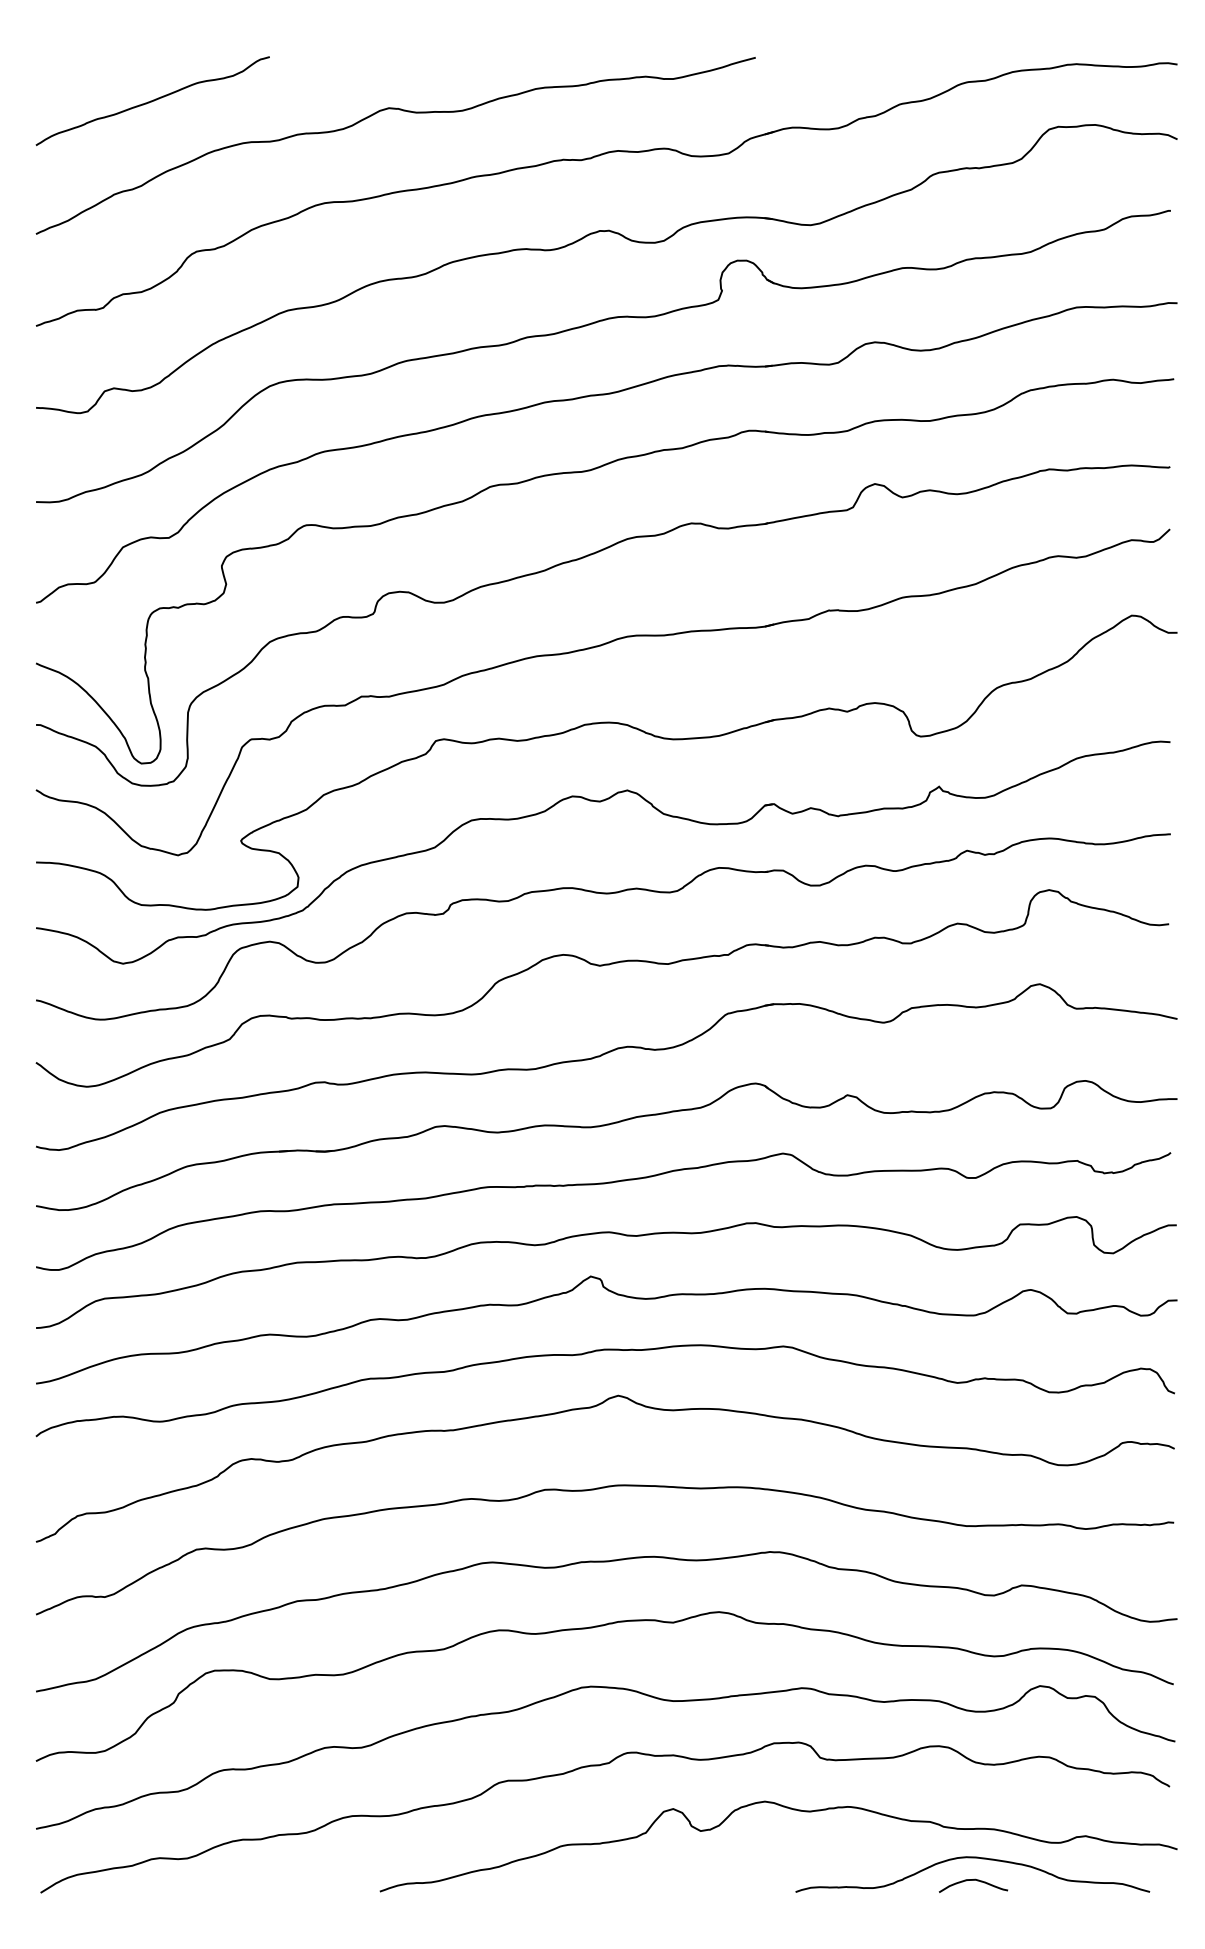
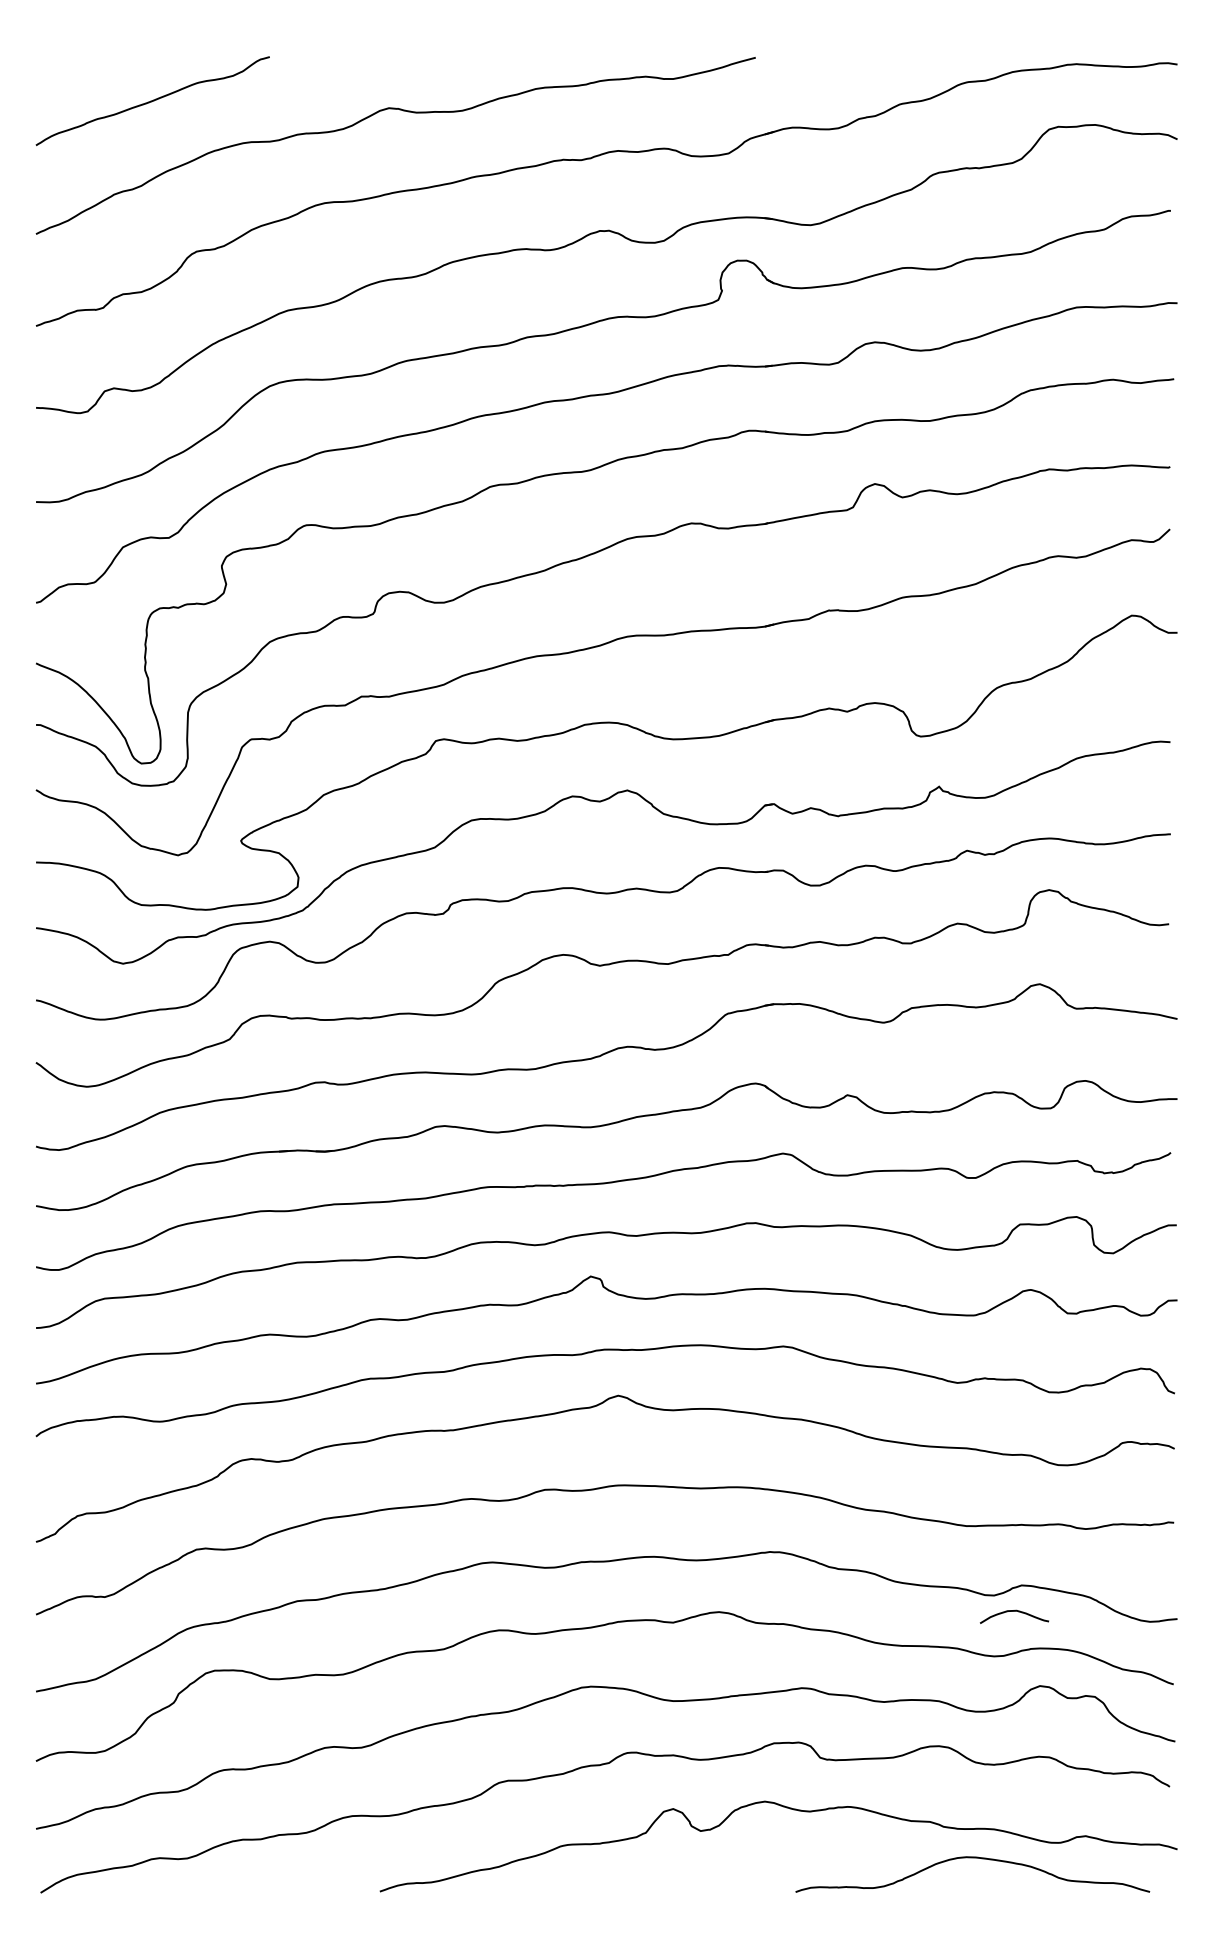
curve position: (973, 1880) -> (1014, 1611) (1014, 1611)
